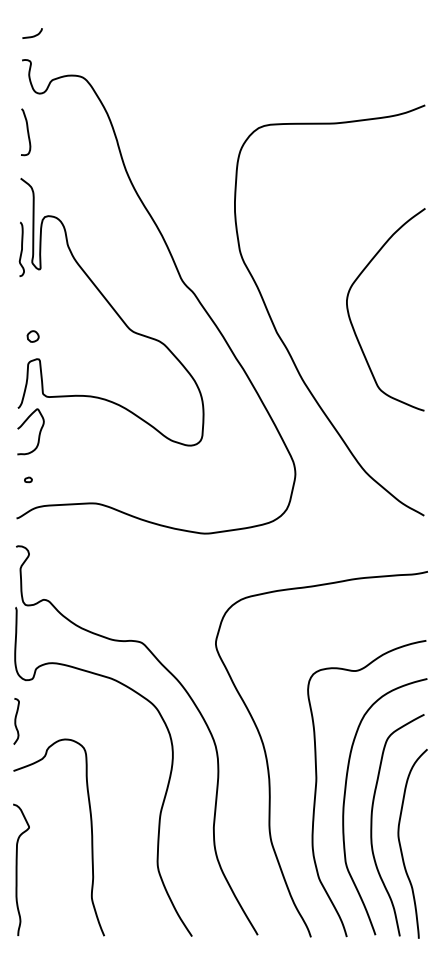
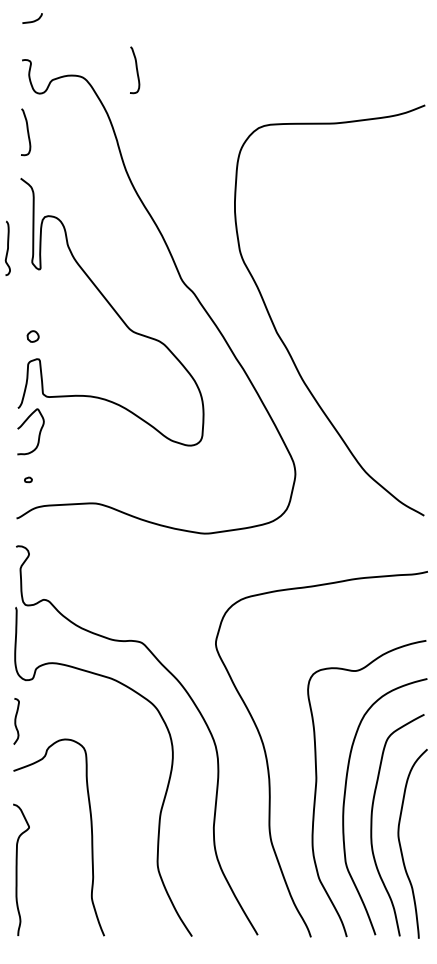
curve position: (33, 35) -> (33, 20) (33, 20)
curve: none -> present (136, 70)
curve position: (21, 248) -> (7, 247) (7, 247)
curve: present -> none (350, 316)
